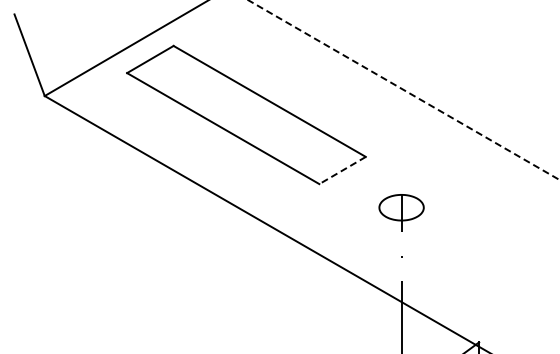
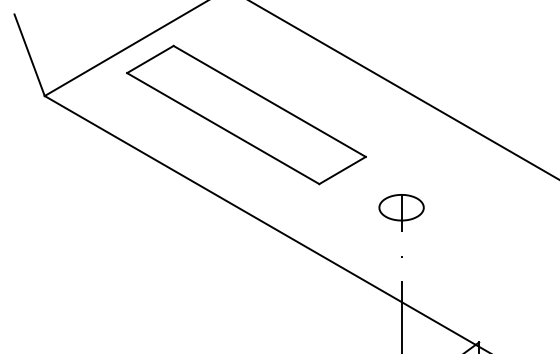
line: dashed -> solid (404, 90)
line: dashed -> solid (342, 170)
